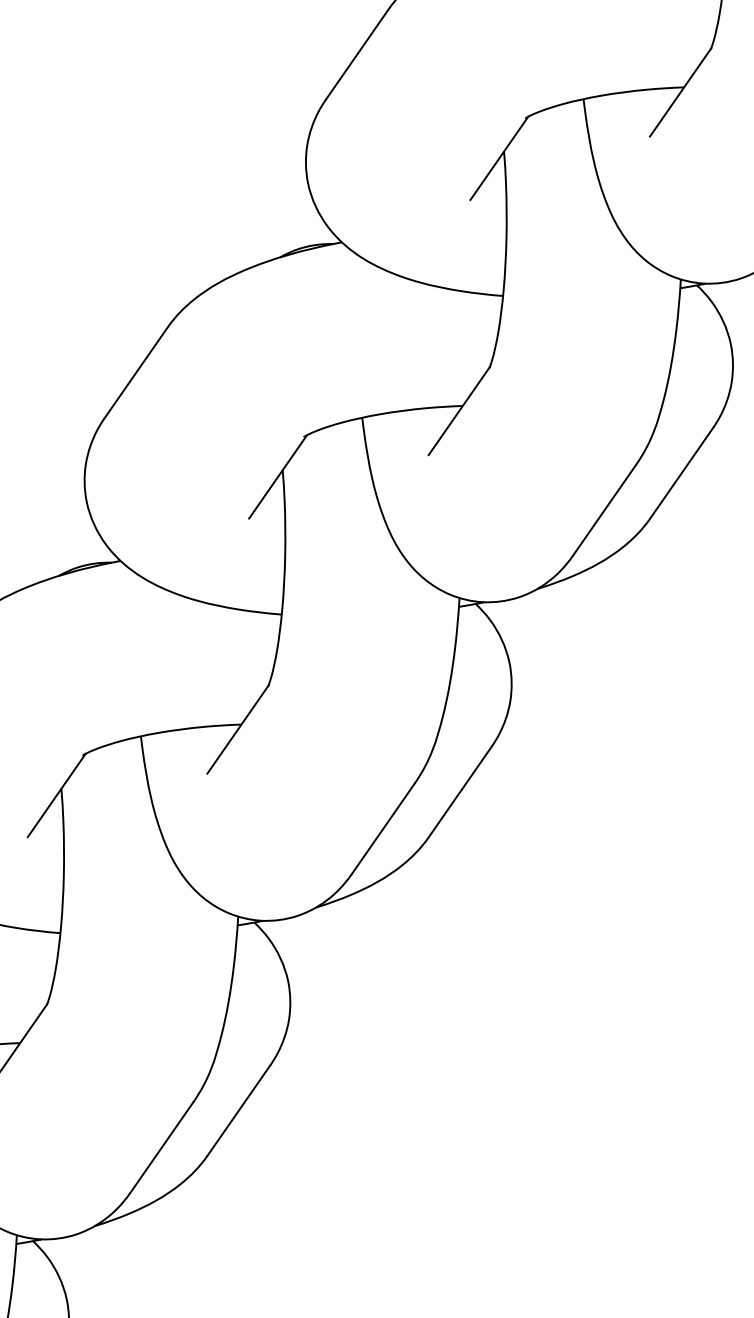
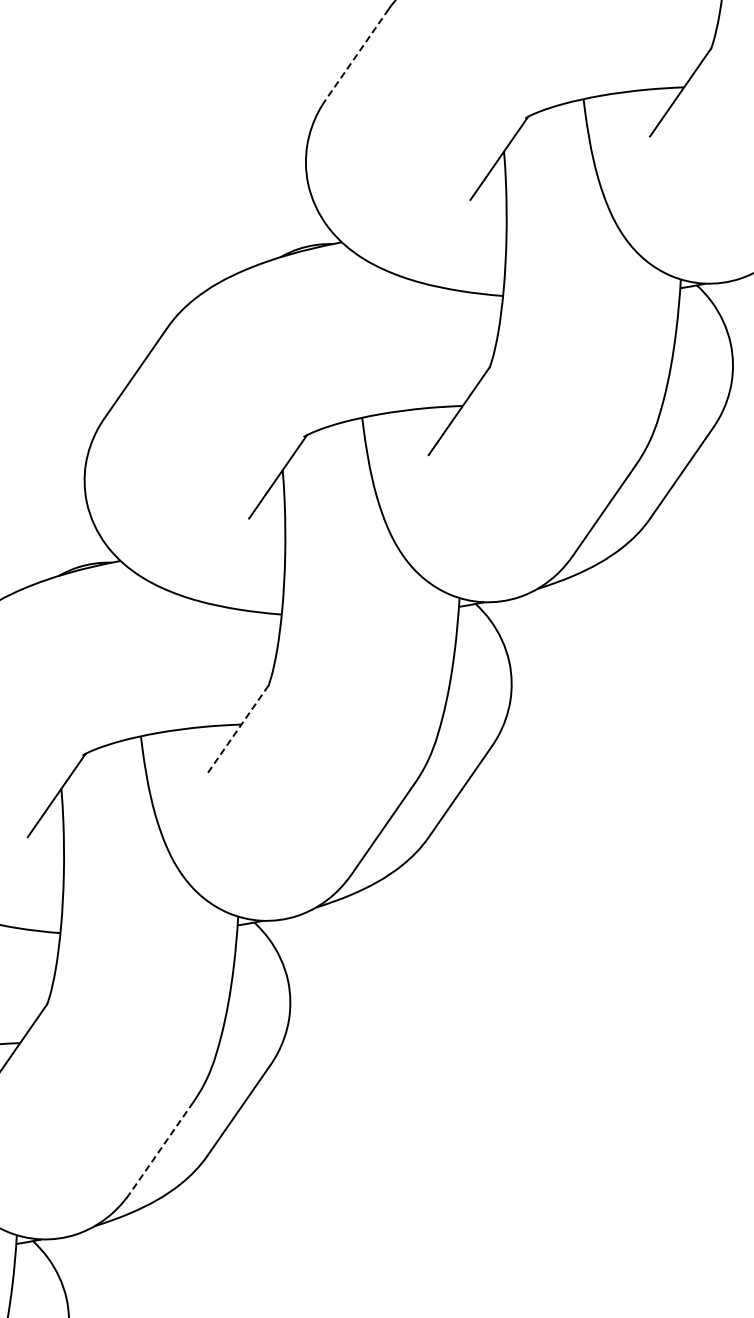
line: solid -> dashed (357, 54)
line: solid -> dashed (237, 729)
line: solid -> dashed (161, 1147)
